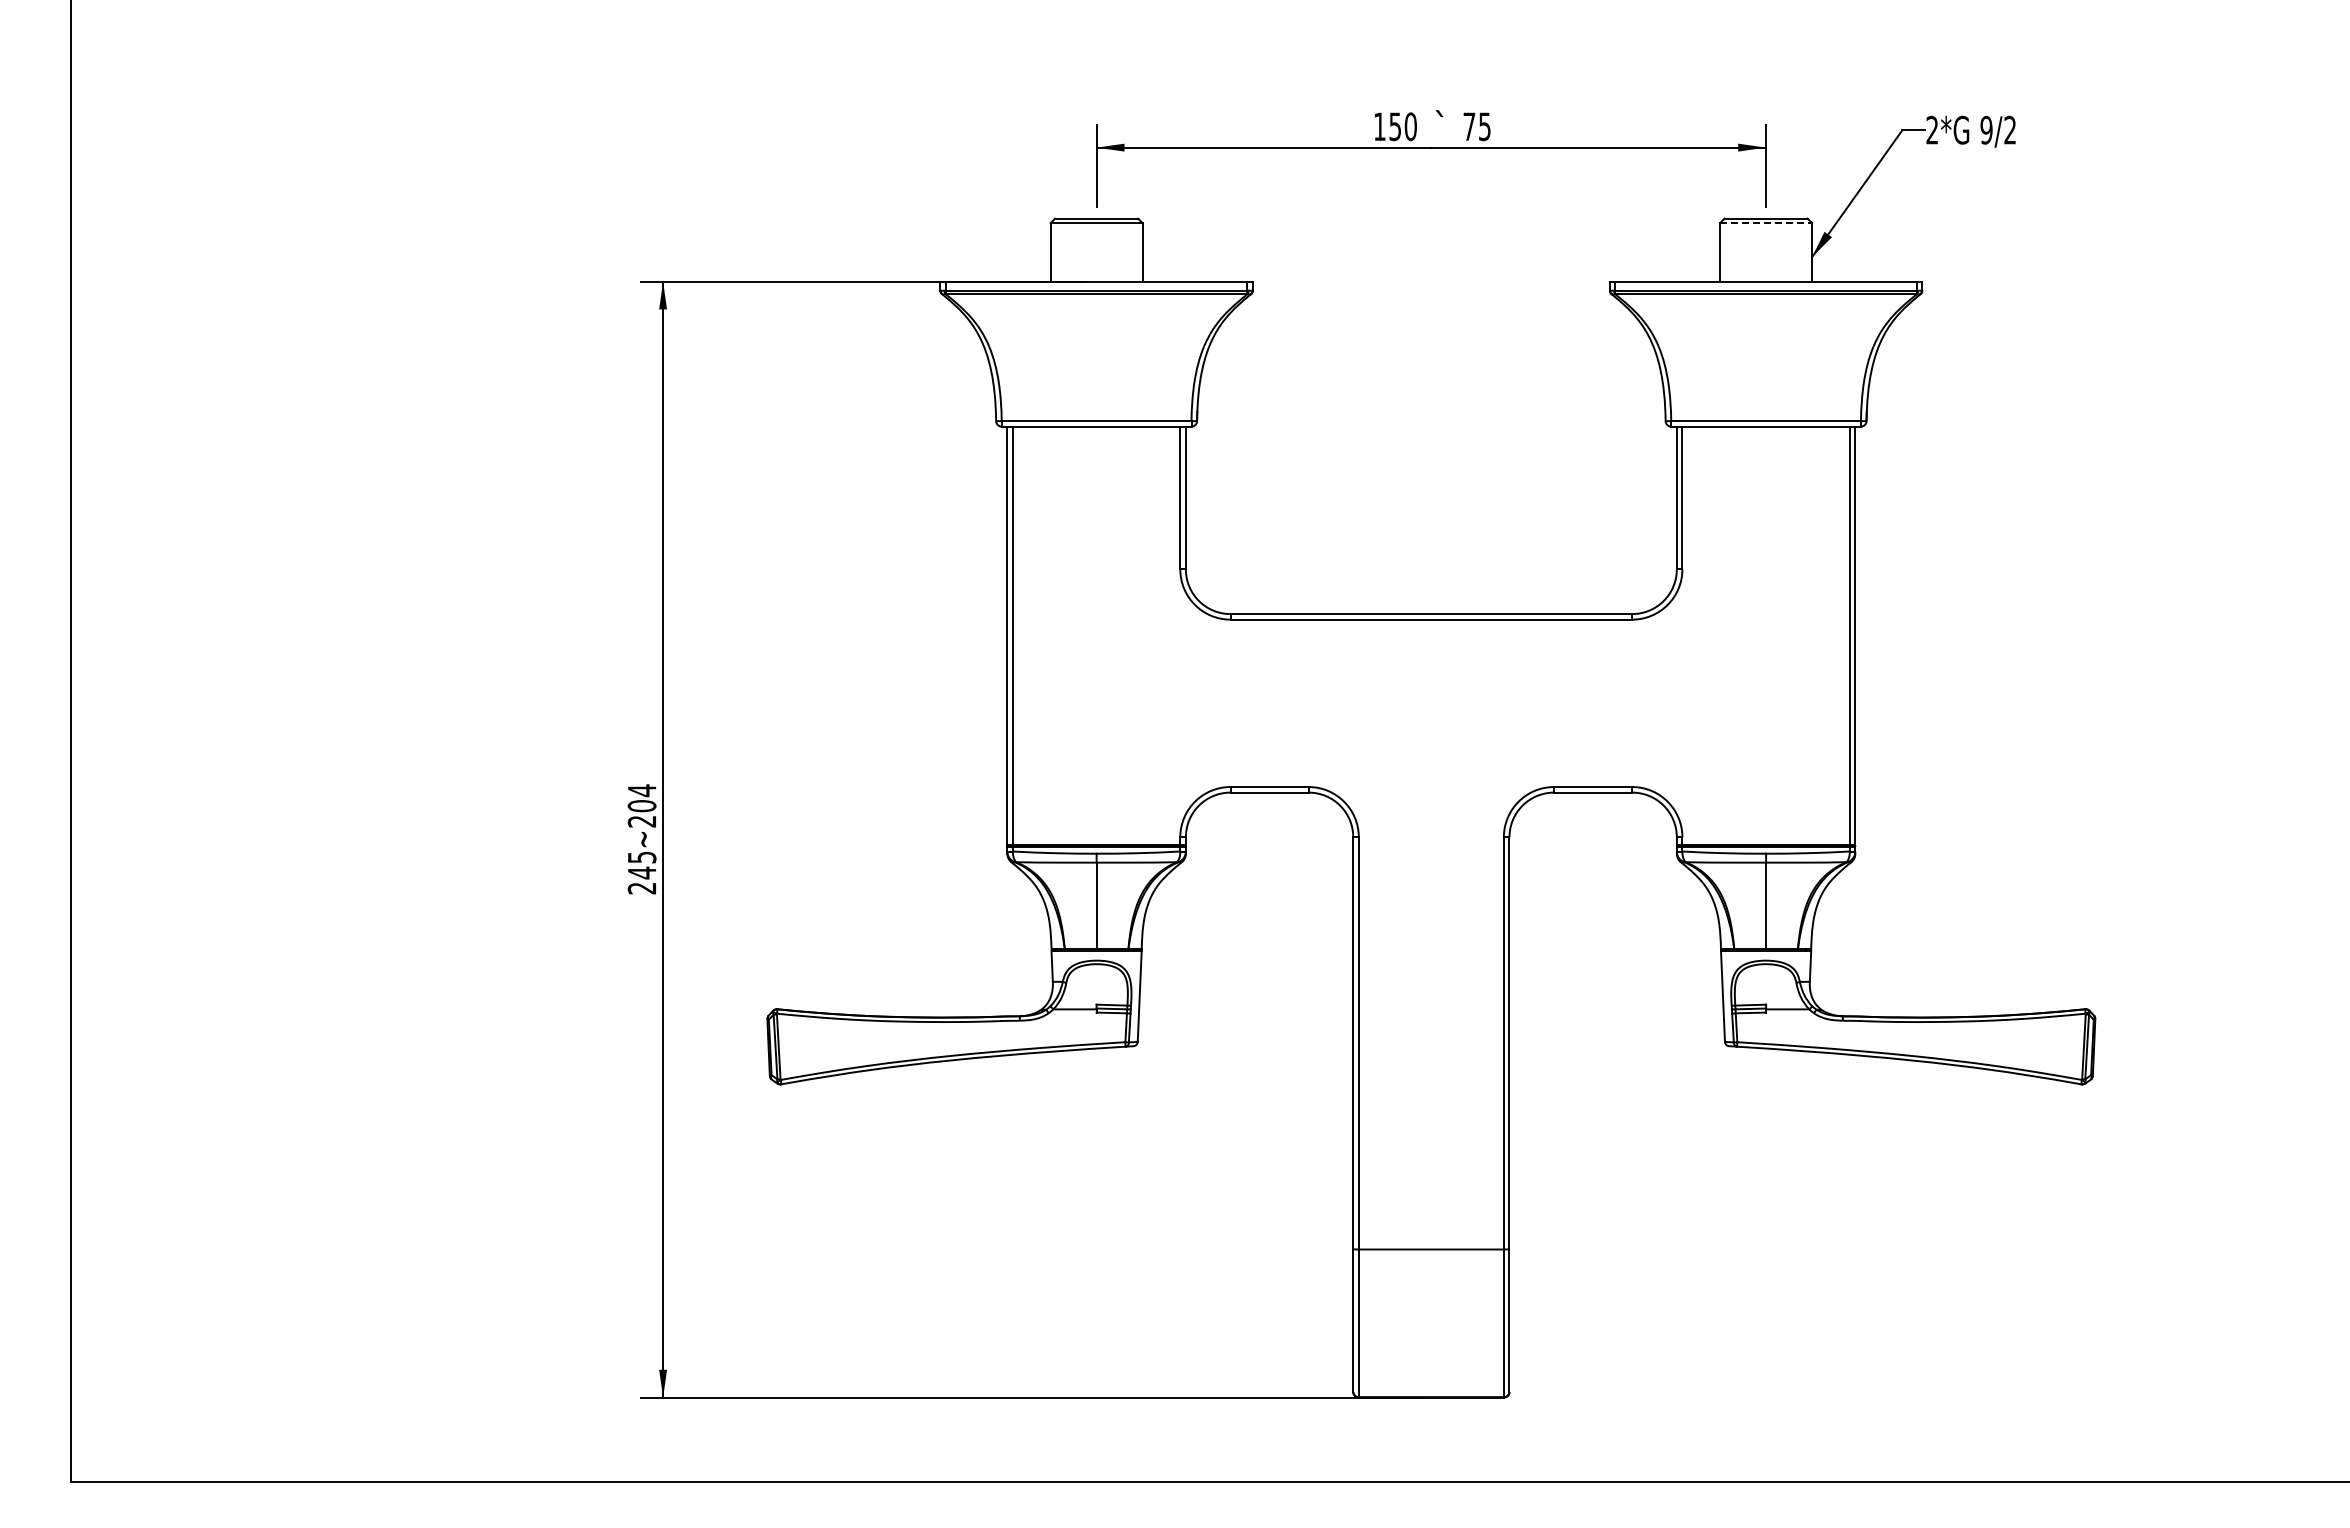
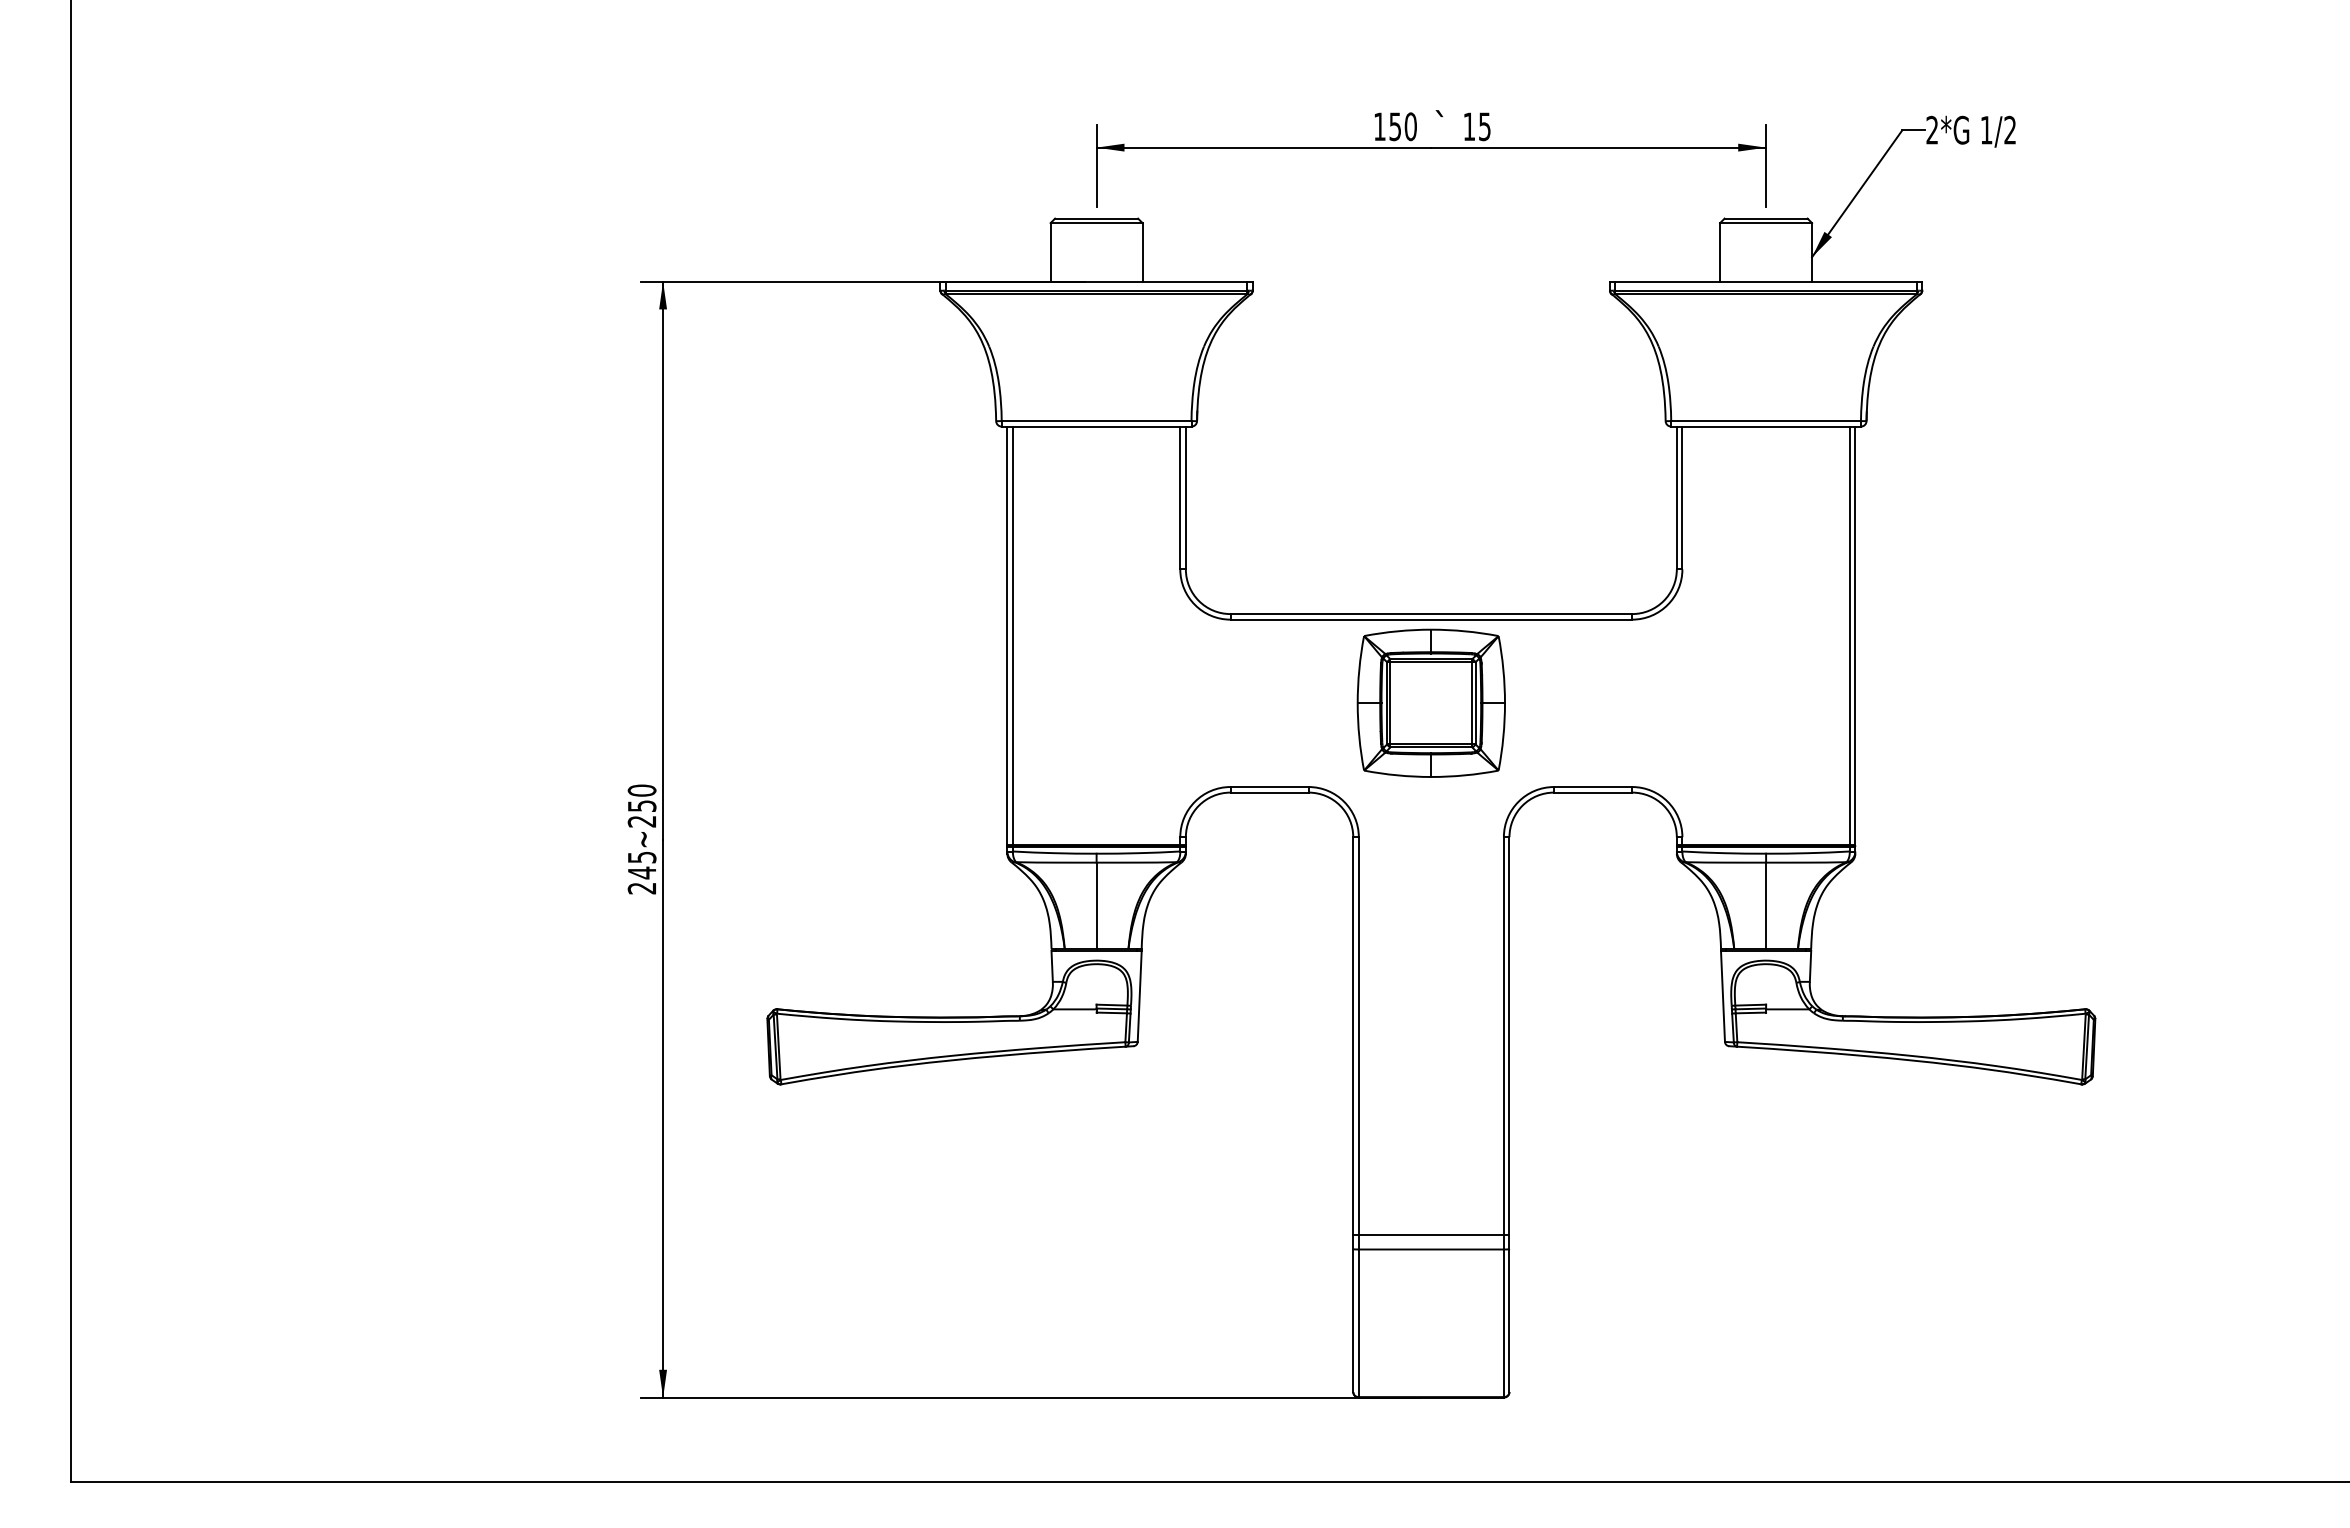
text: 75 -> 15 (1469, 126)
text: 9/2 -> 1/2 (1986, 129)
line: dashed -> solid (1766, 223)
part: none -> present (1430, 702)
text: 245~204 -> 245~250 (641, 798)
line: none -> present (1431, 1234)
